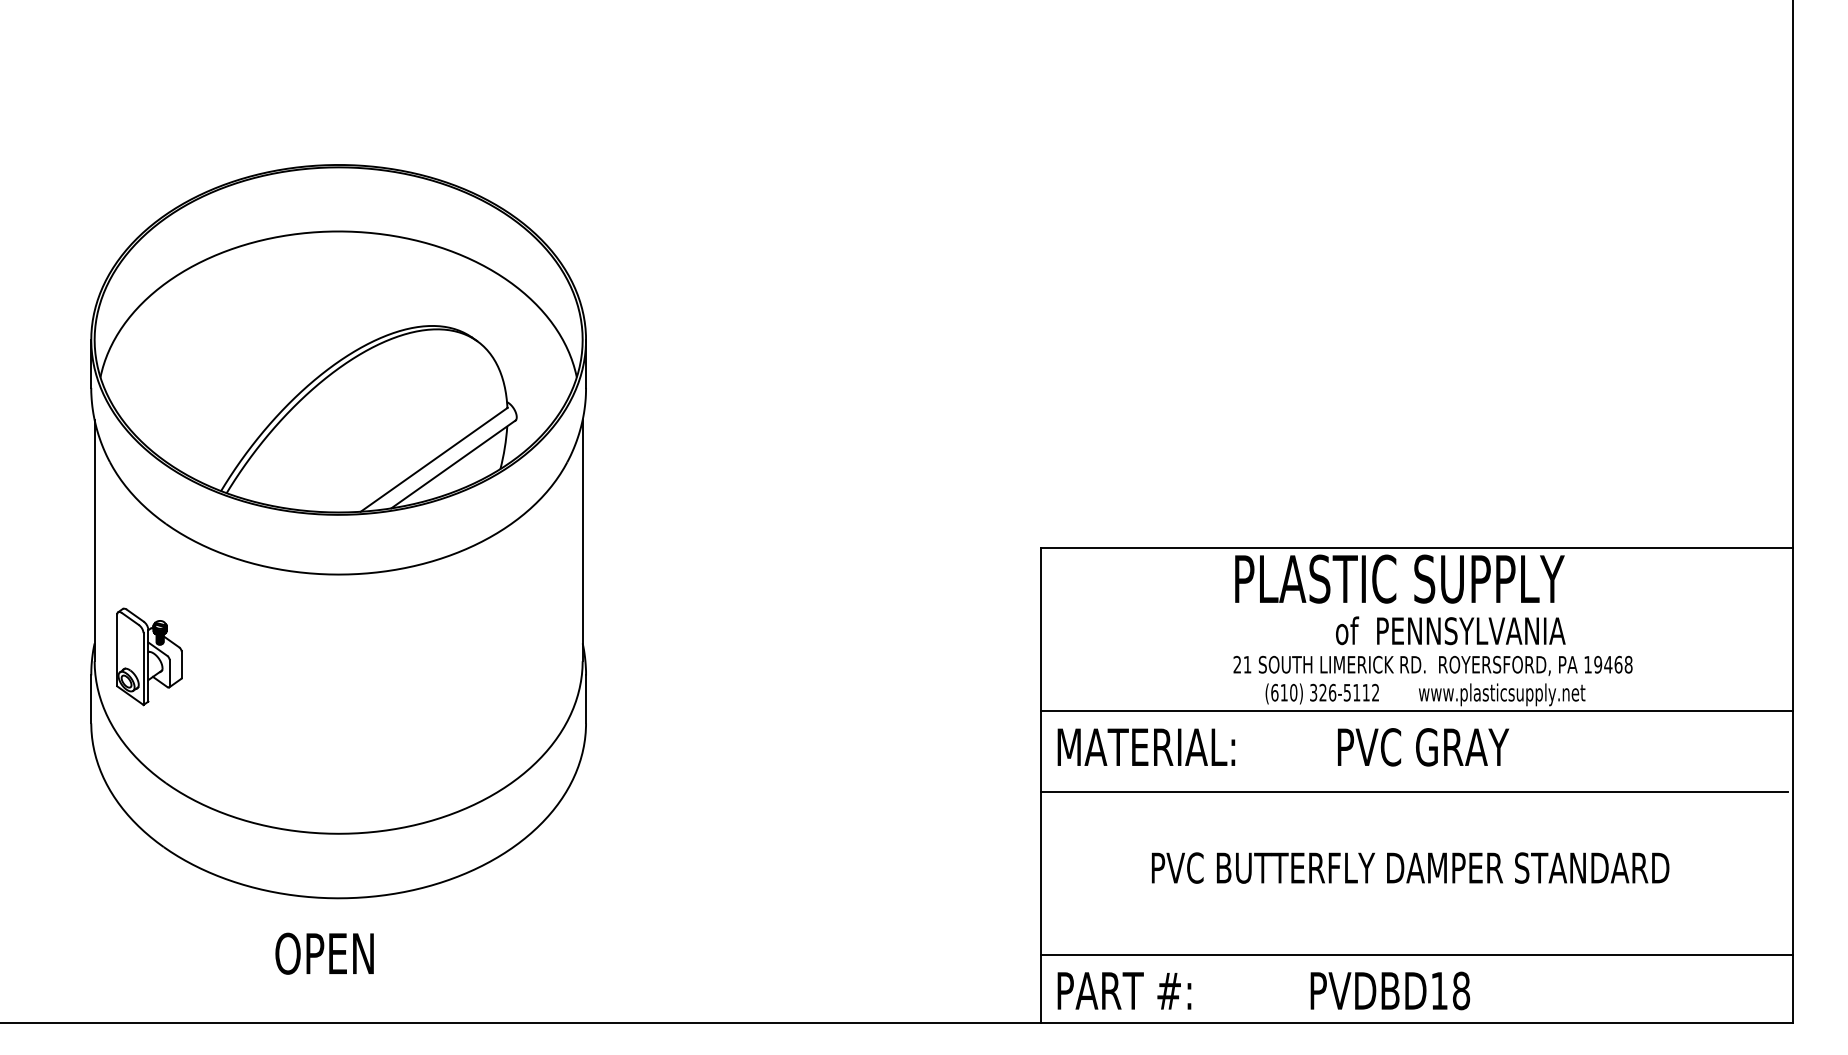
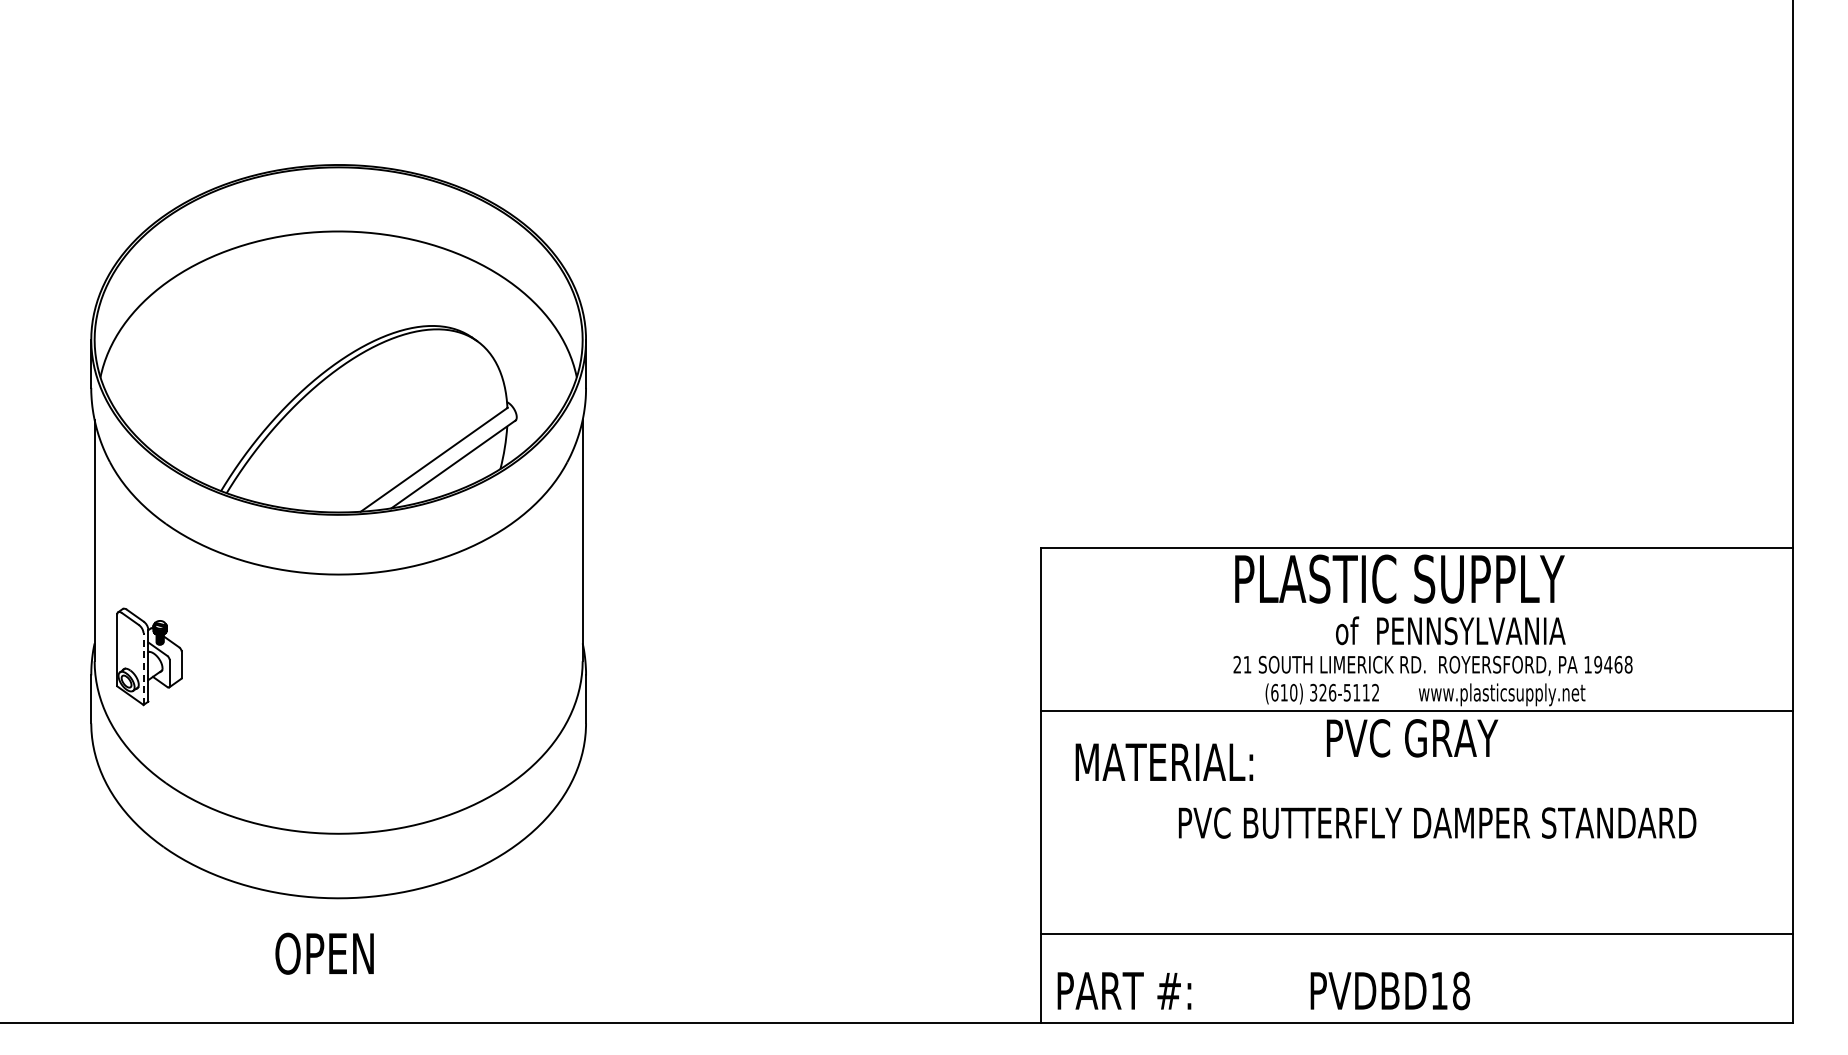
line: solid -> dashed (143, 669)
text position: (1146, 746) -> (1164, 761) (1164, 761)
text position: (1423, 747) -> (1412, 738) (1412, 738)
line: present -> none (1414, 792)
text position: (1410, 867) -> (1437, 822) (1437, 822)
line position: (1416, 954) -> (1416, 933) (1416, 933)
